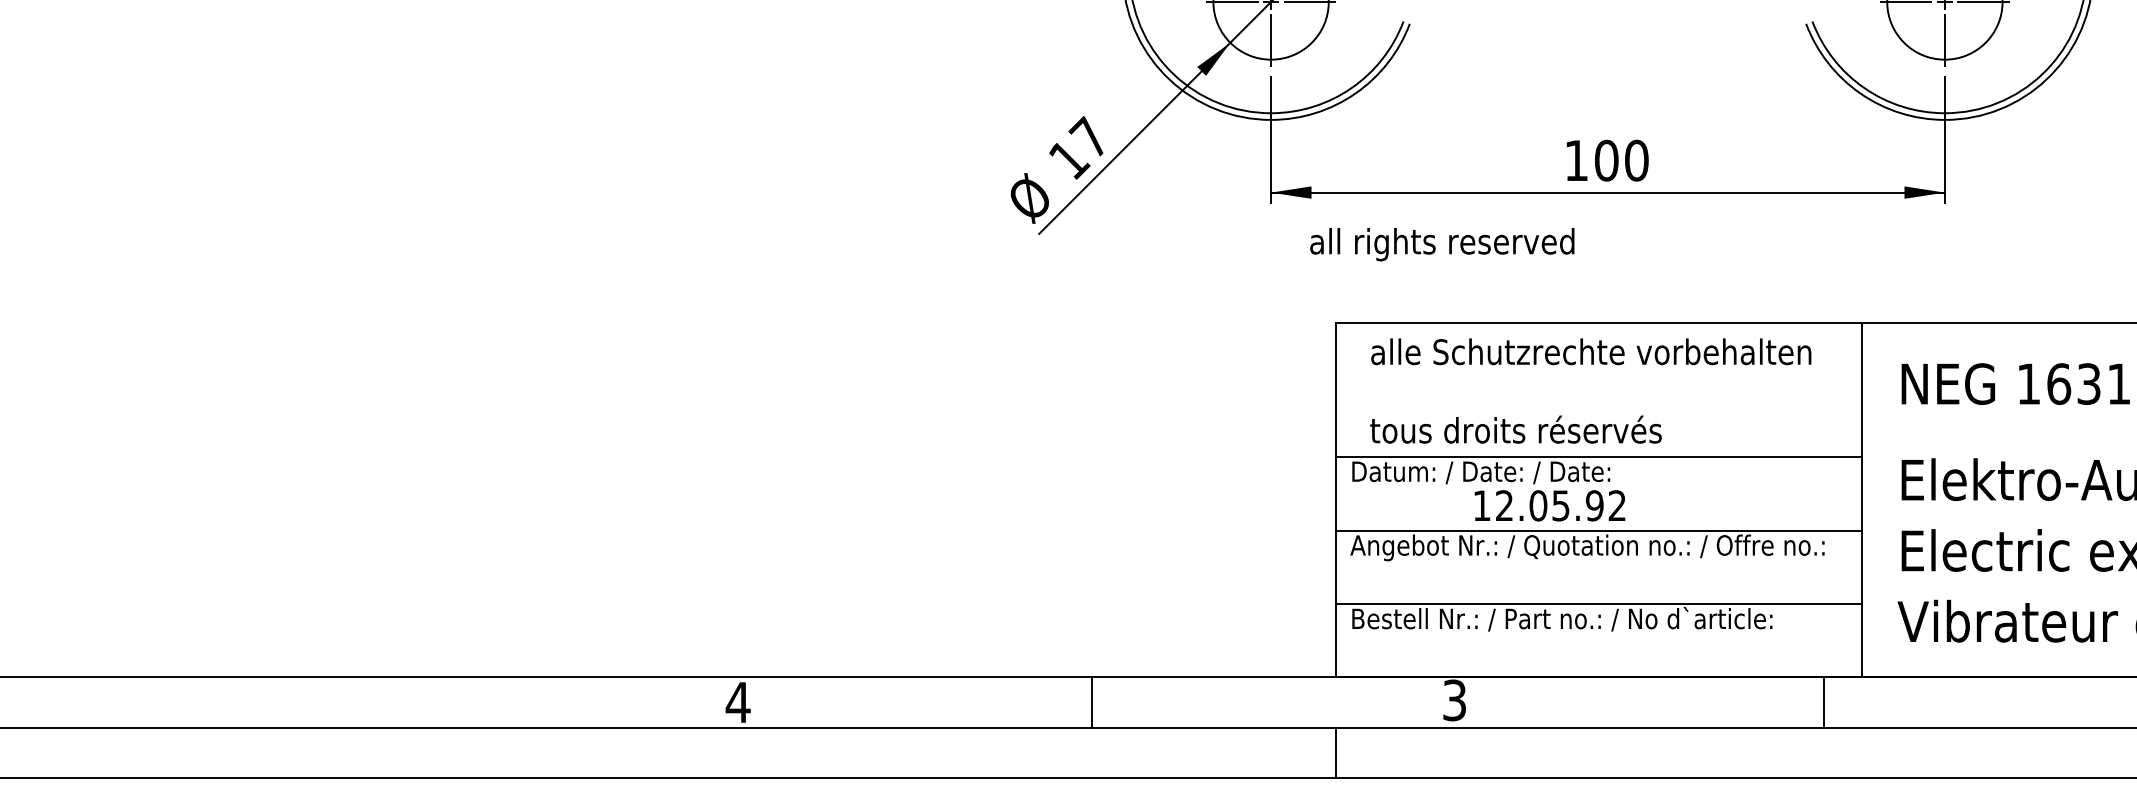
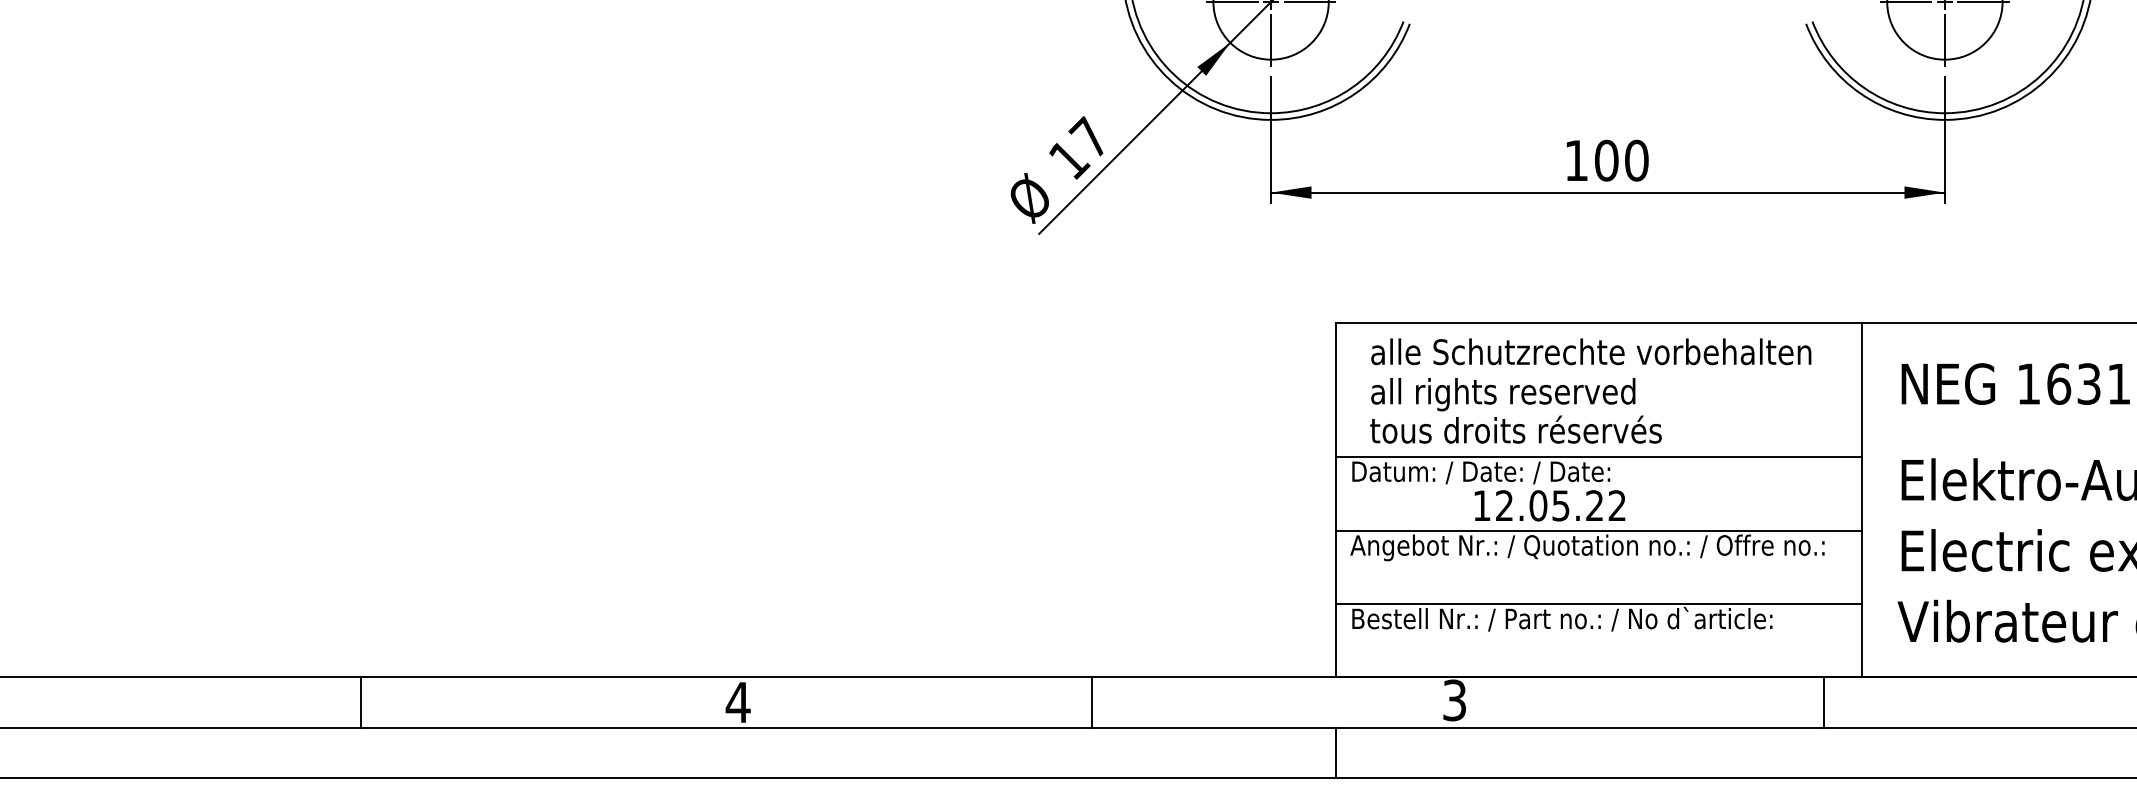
text position: (1442, 244) -> (1503, 394) (1503, 394)
text: 12.05.92 -> 12.05.22 (1594, 505)
line: none -> present (360, 702)
